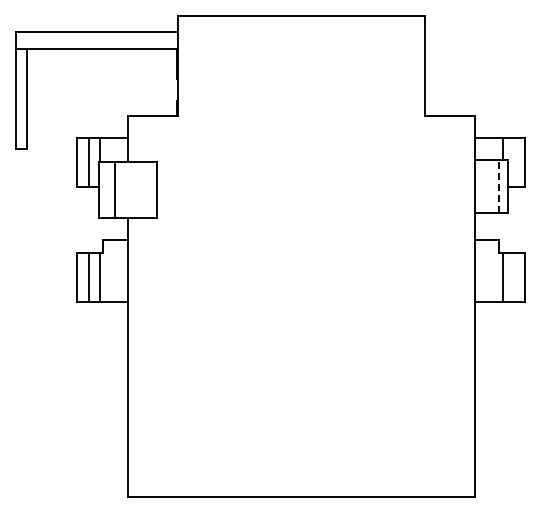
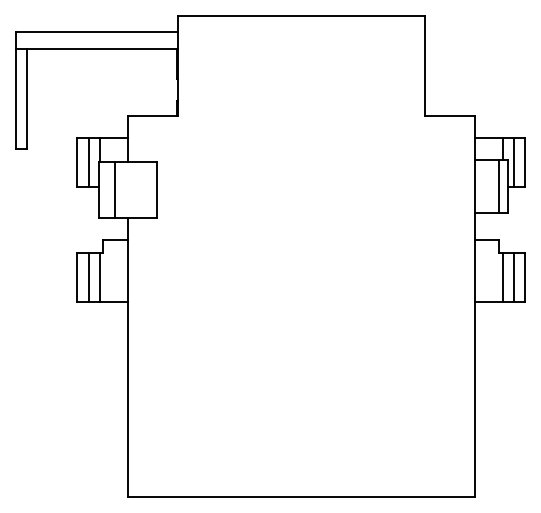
line: none -> present (513, 161)
line: dashed -> solid (499, 185)
line: none -> present (513, 276)
